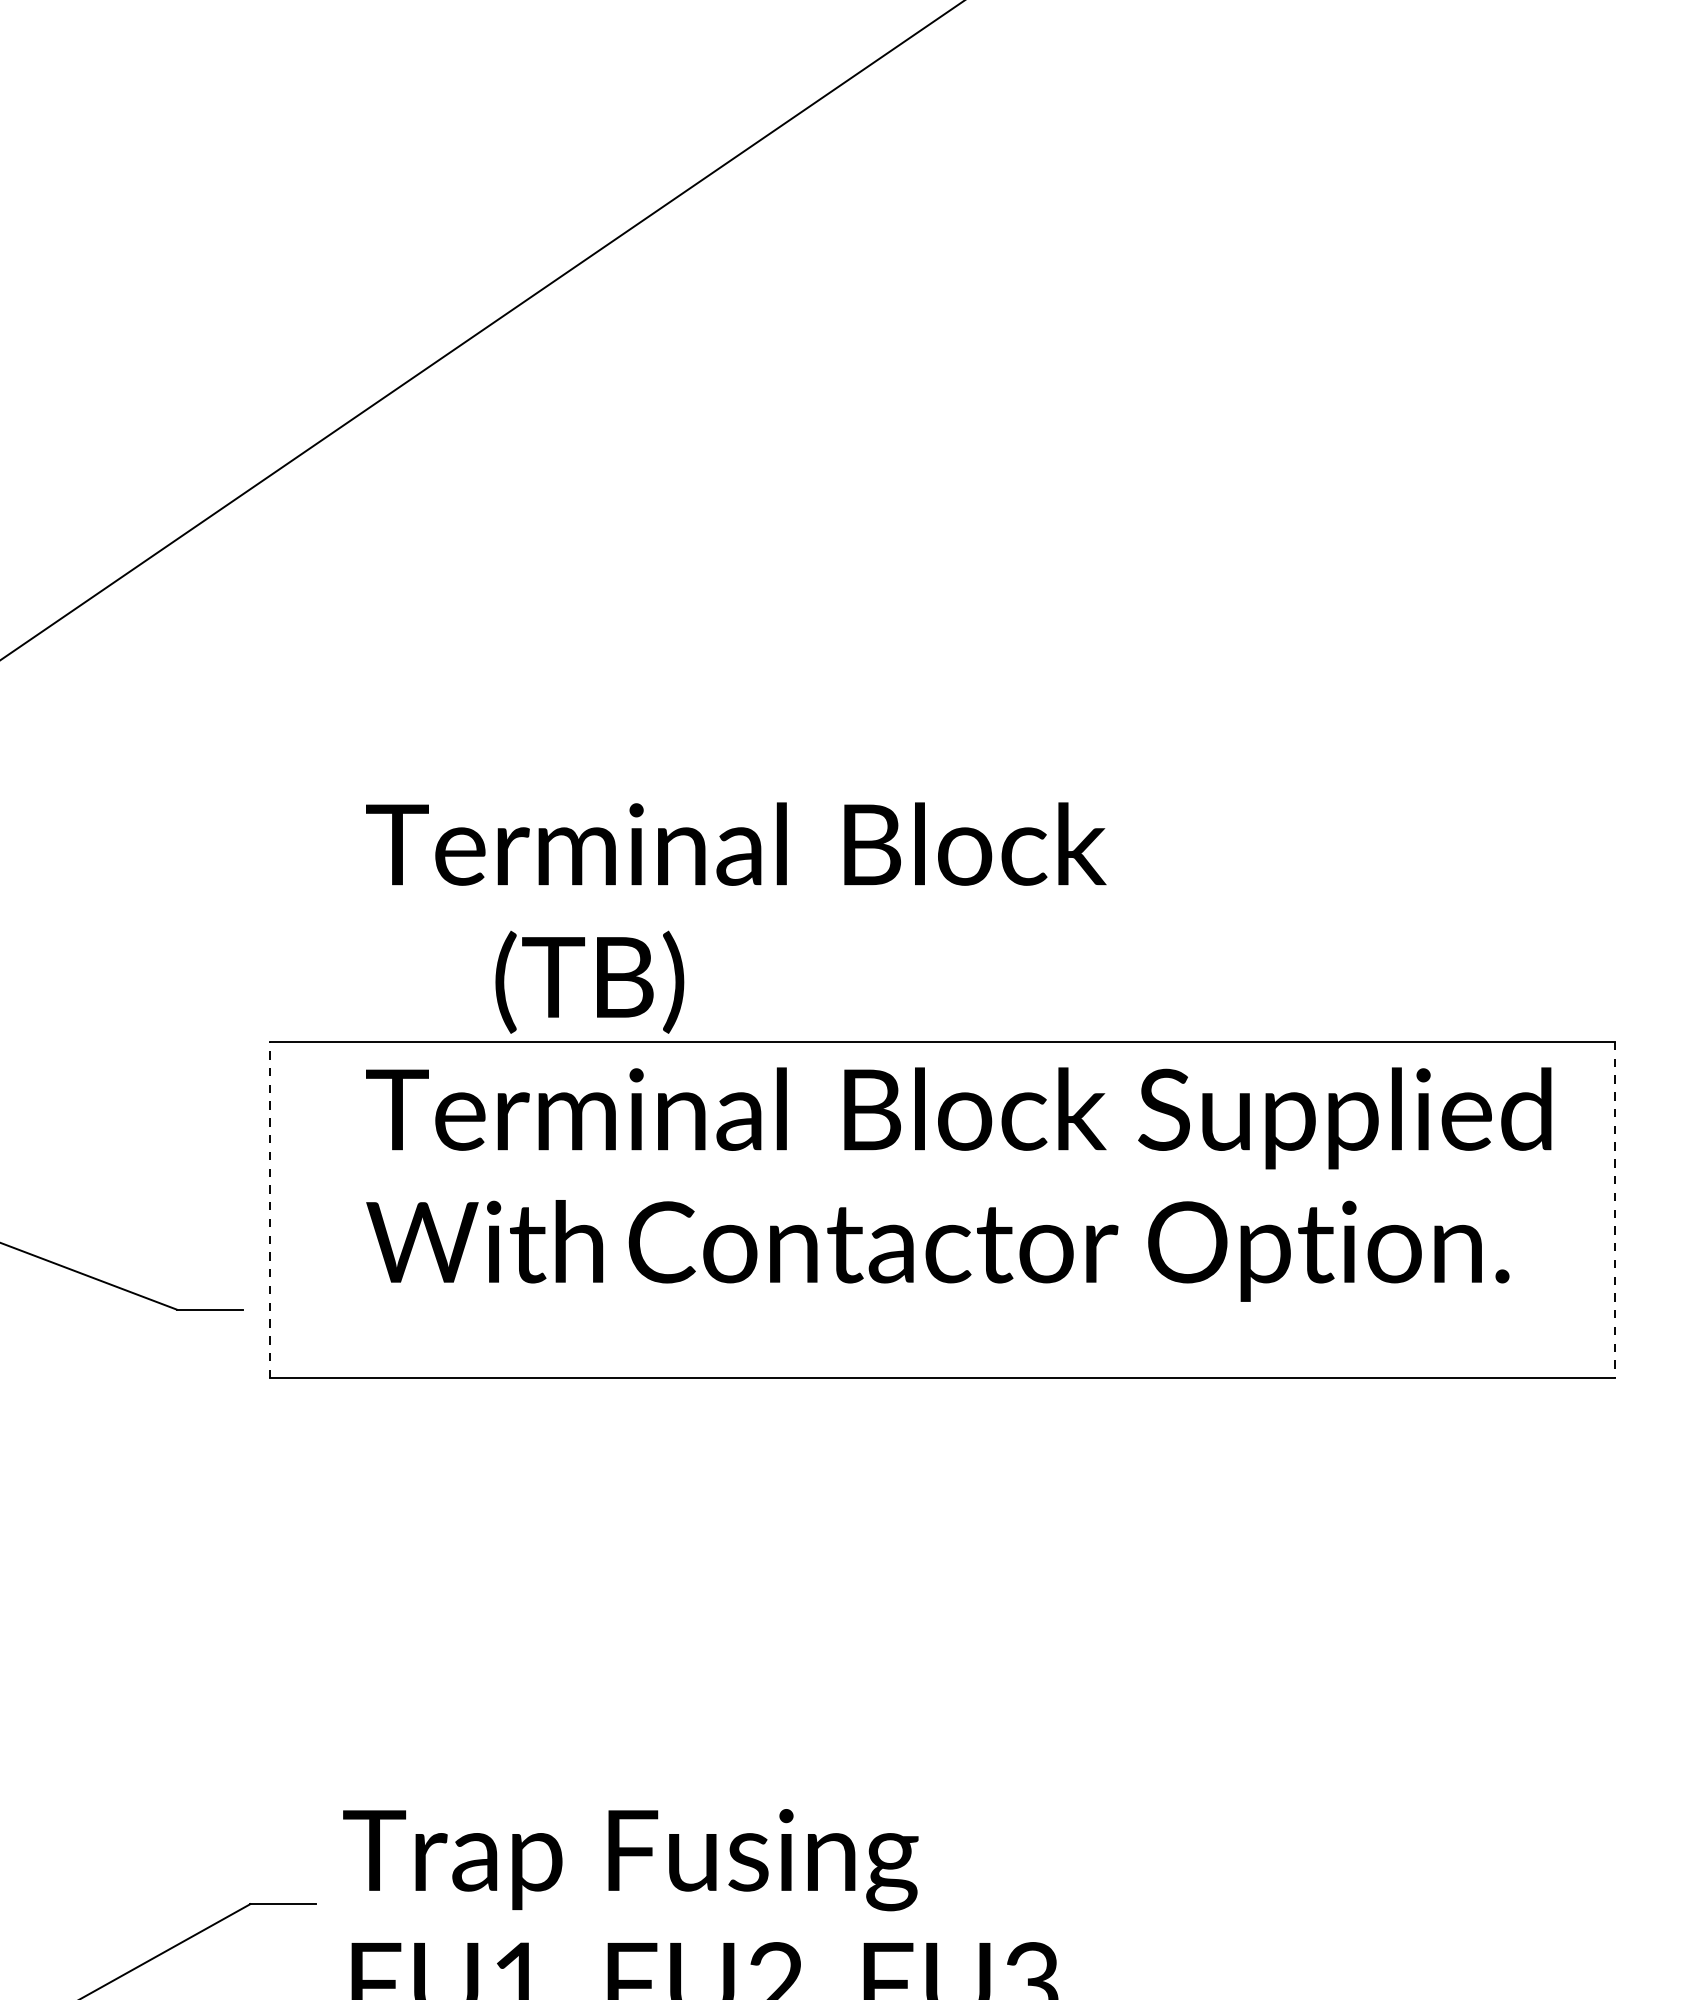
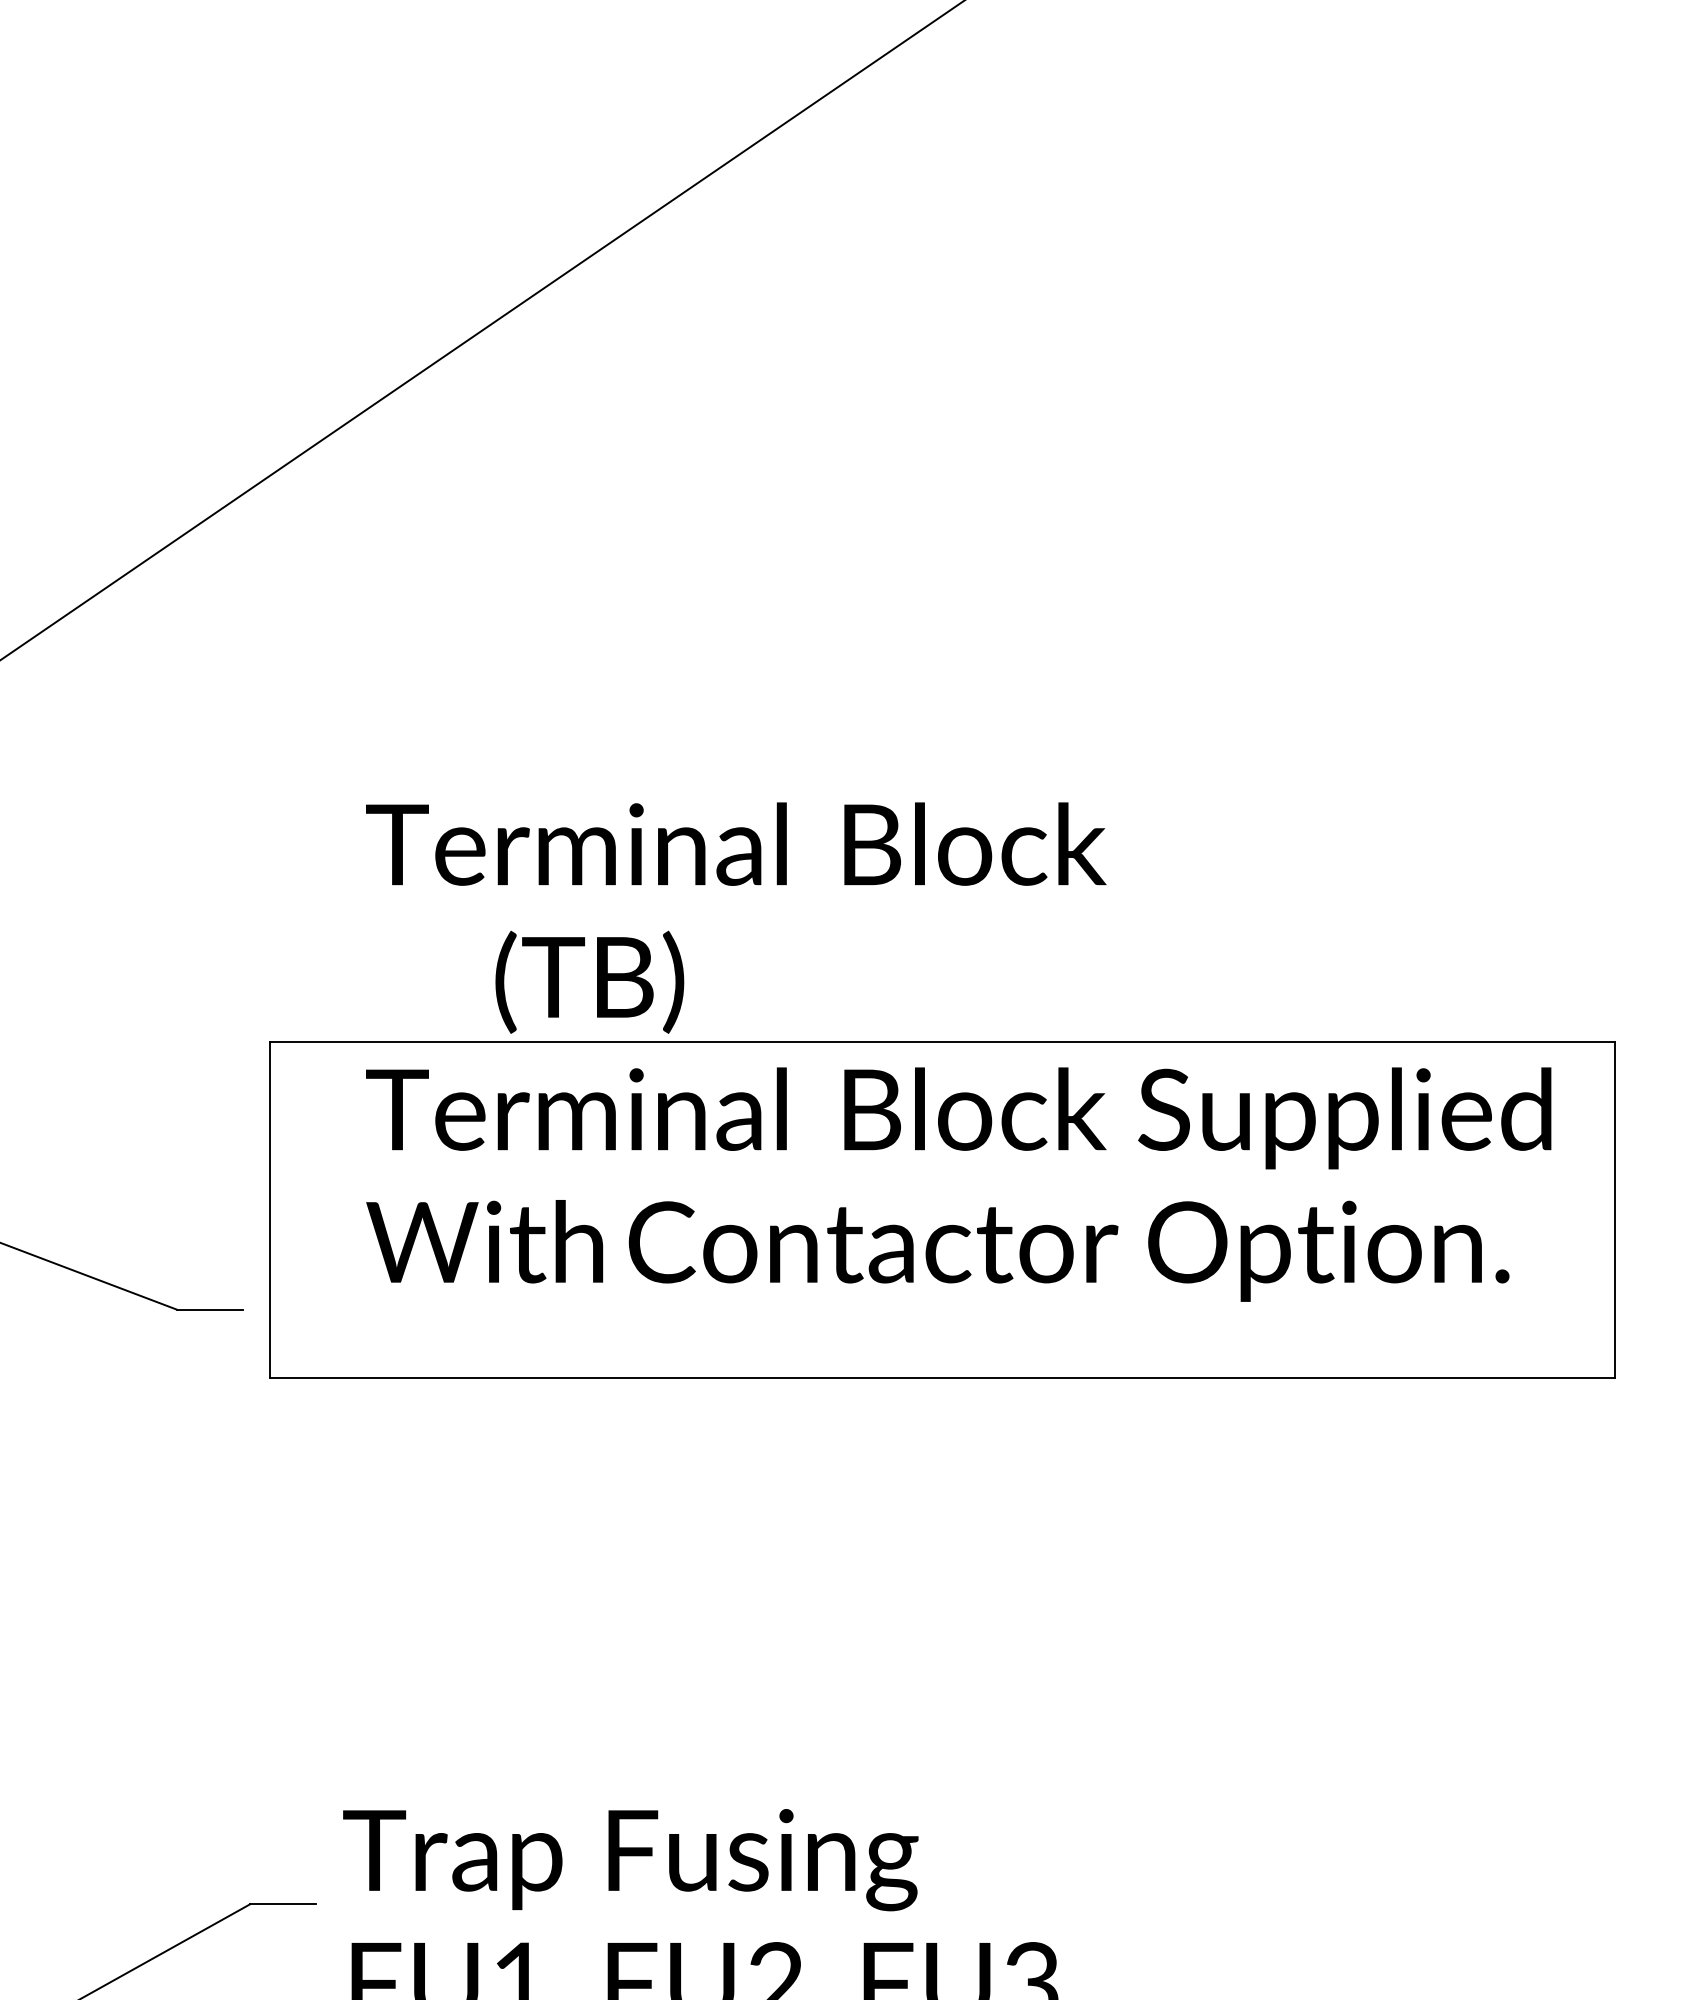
line: dashed -> solid (270, 1209)
line: dashed -> solid (1614, 1210)
